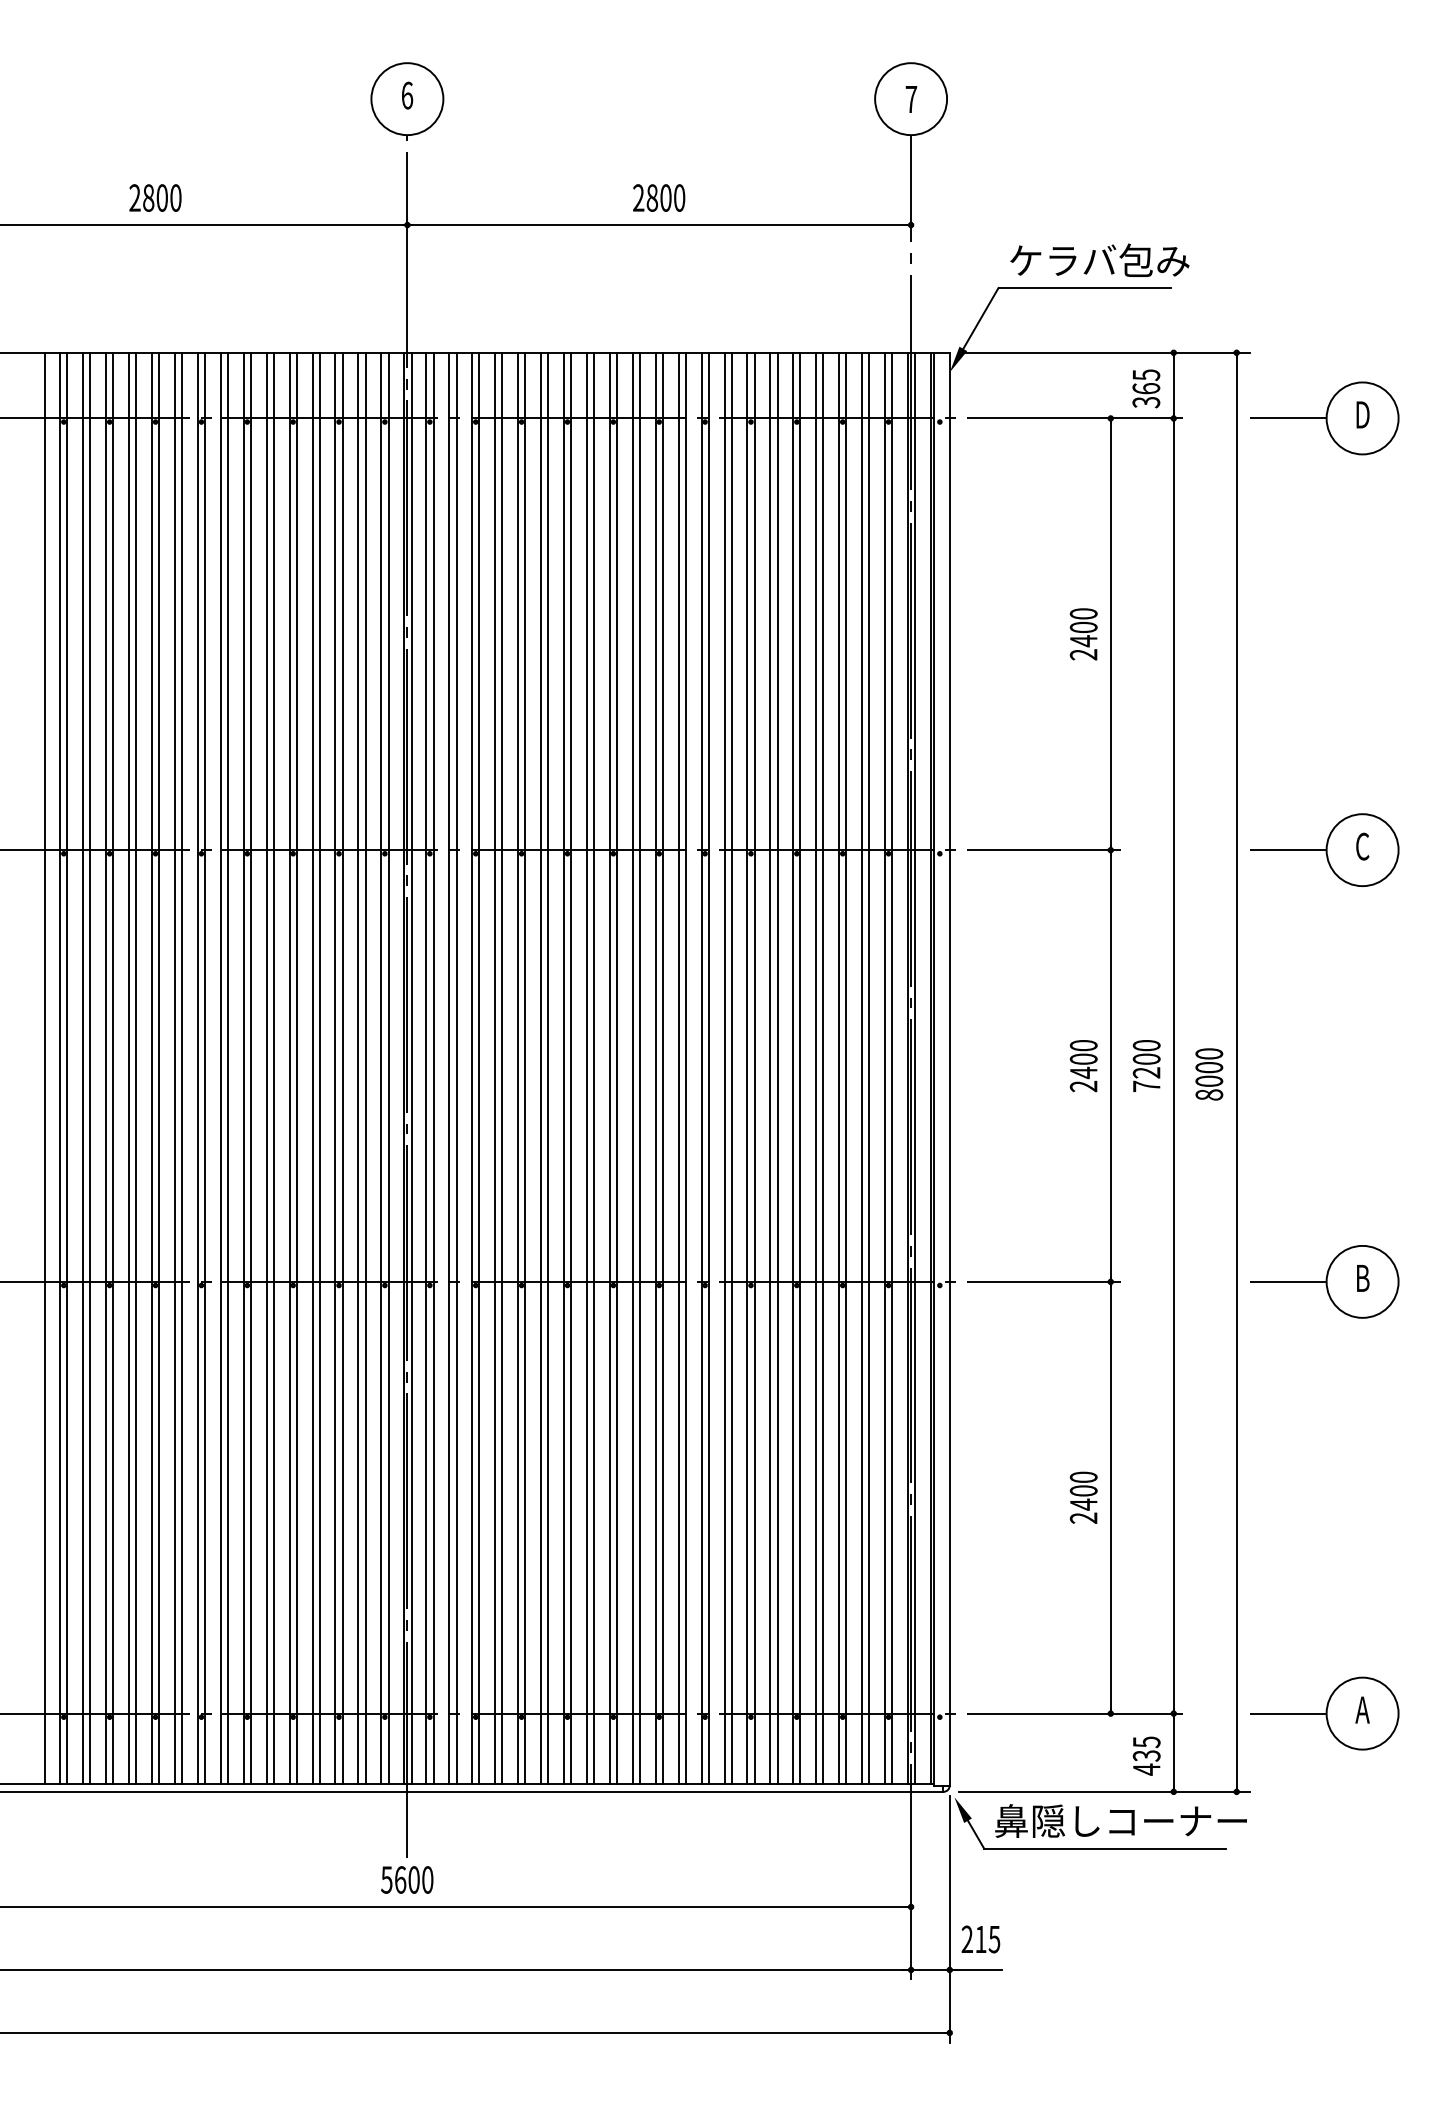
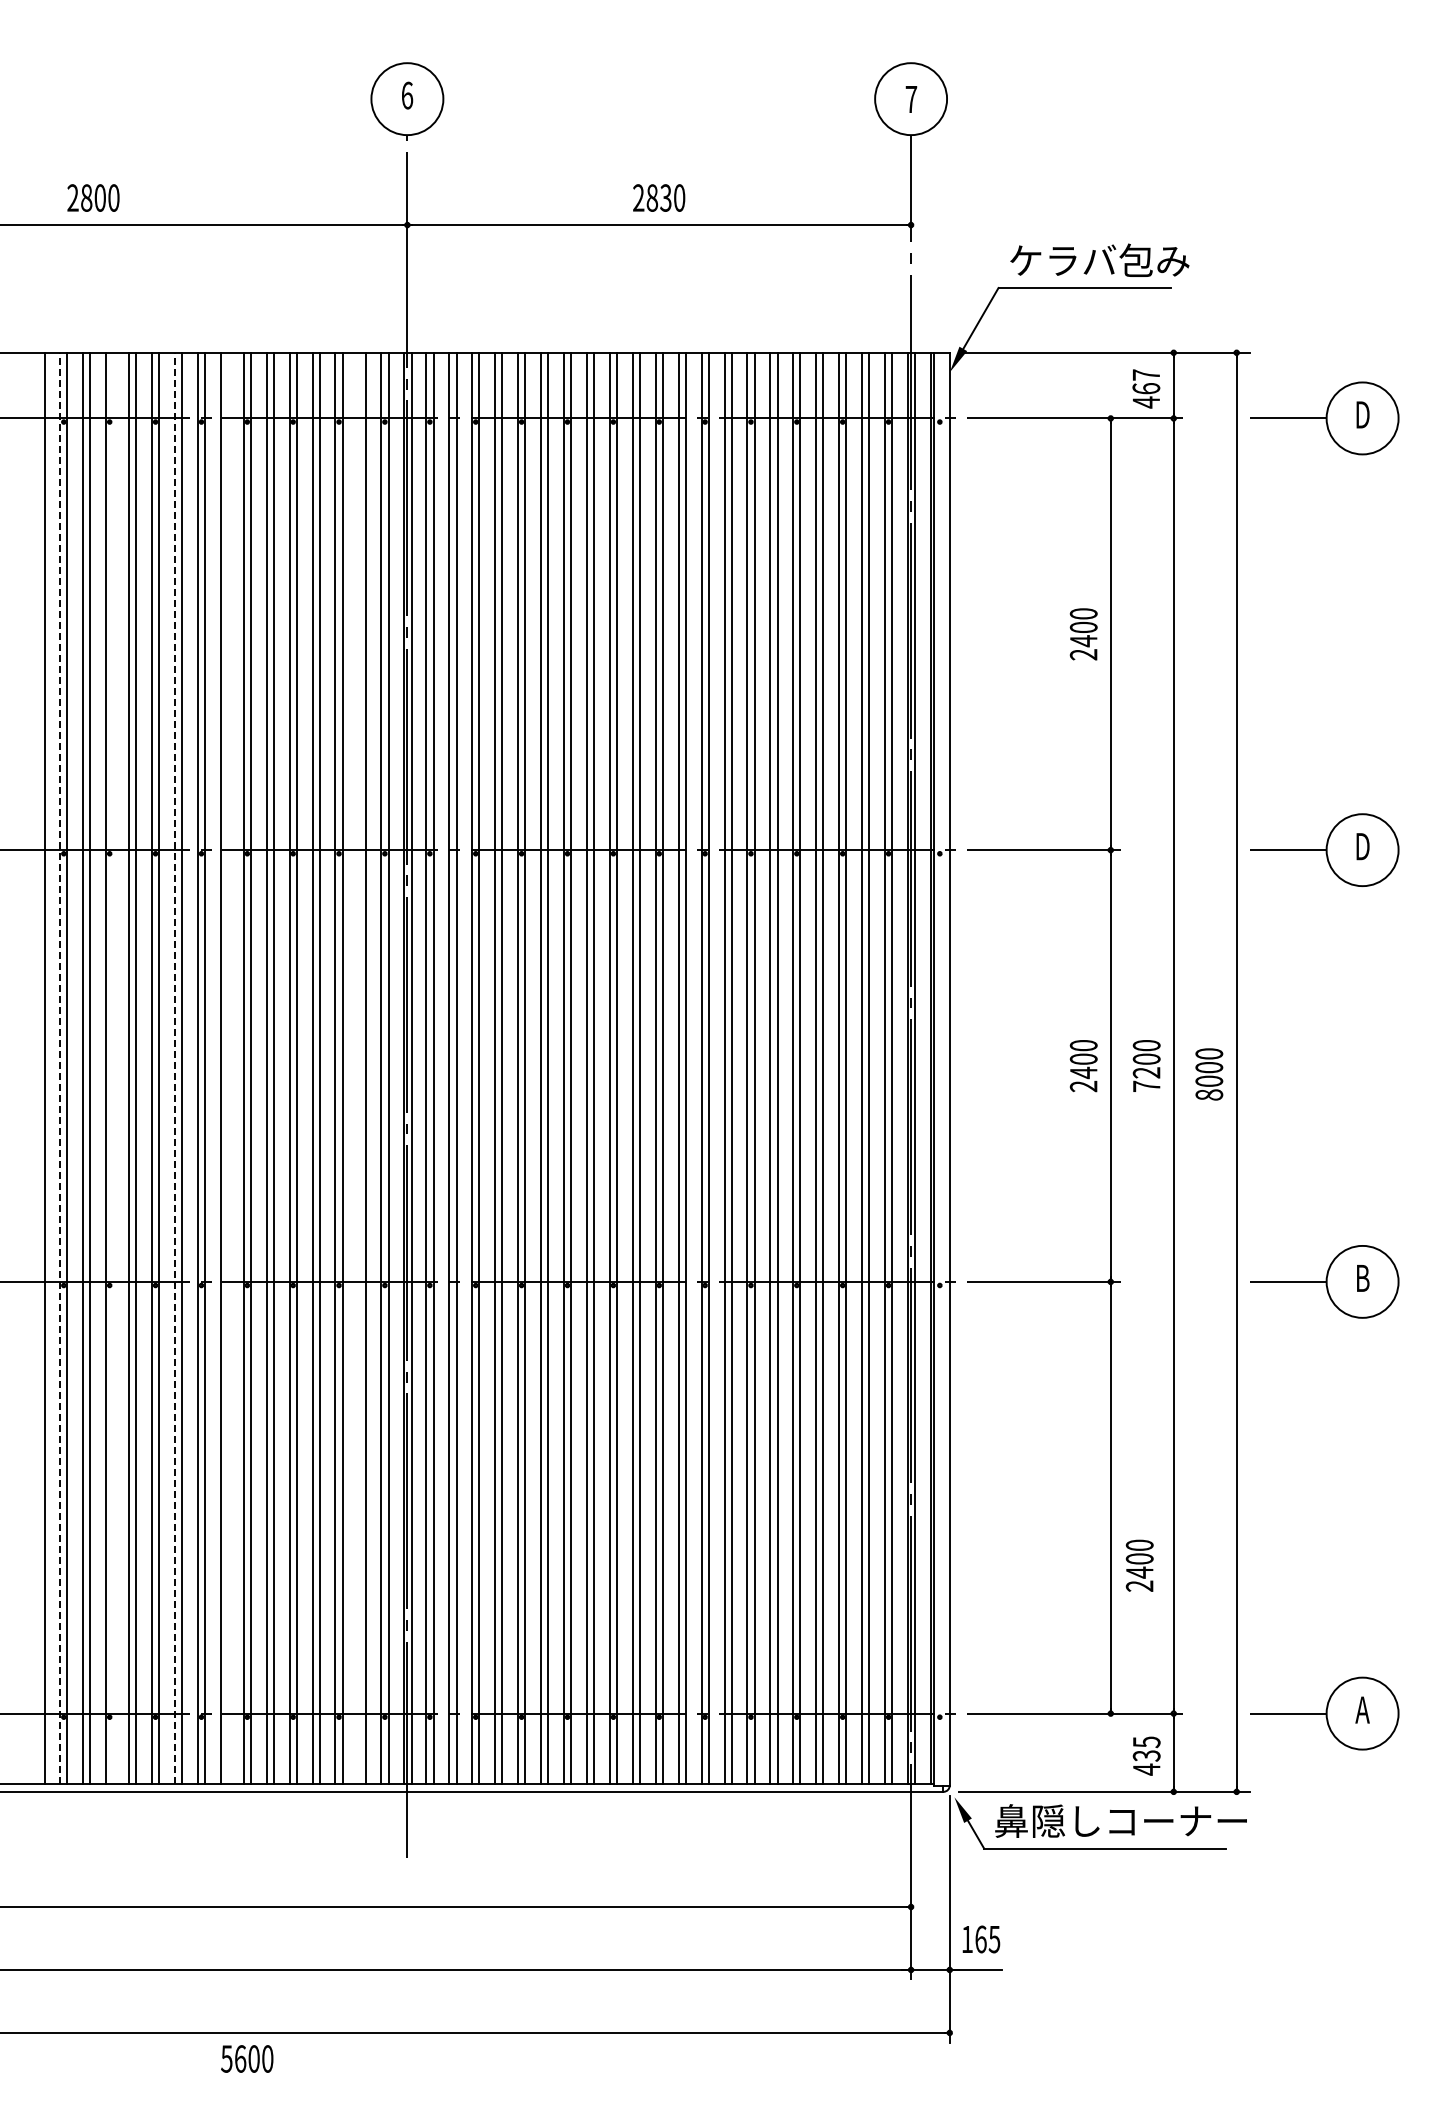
text position: (155, 197) -> (93, 197) (93, 197)
text: 2800 -> 2830 (665, 197)
text: 365 -> 467 (1146, 388)
text: C -> D (1362, 846)
line: present -> none (113, 1067)
line: present -> none (228, 1067)
line: present -> none (358, 1067)
line: solid -> dashed (60, 1068)
line: solid -> dashed (175, 1068)
text position: (1083, 1497) -> (1139, 1565) (1139, 1565)
text position: (407, 1879) -> (247, 2058) (247, 2058)
text: 215 -> 165 (973, 1939)
